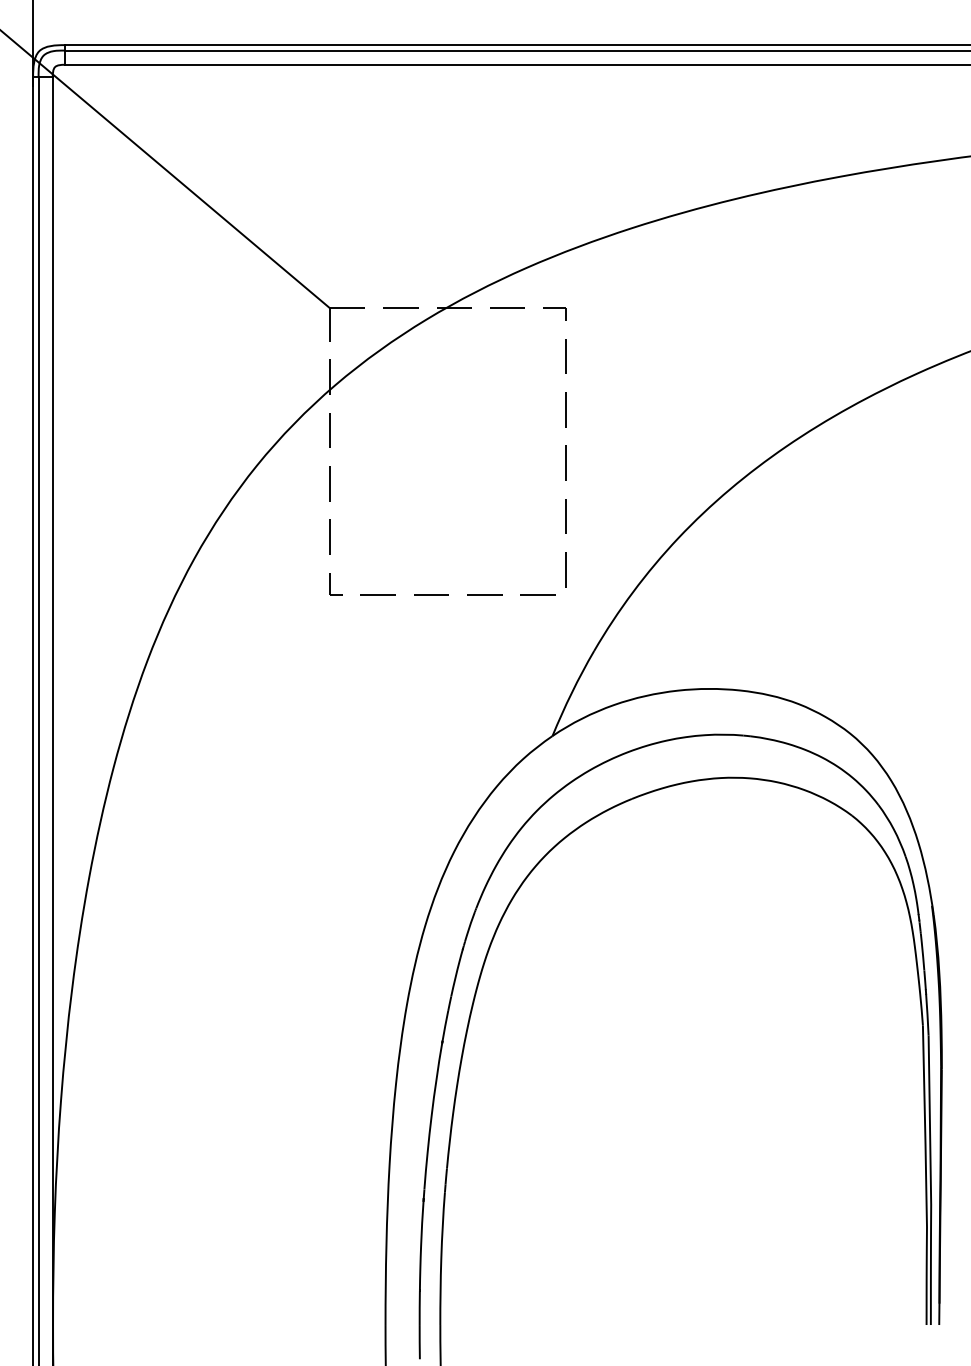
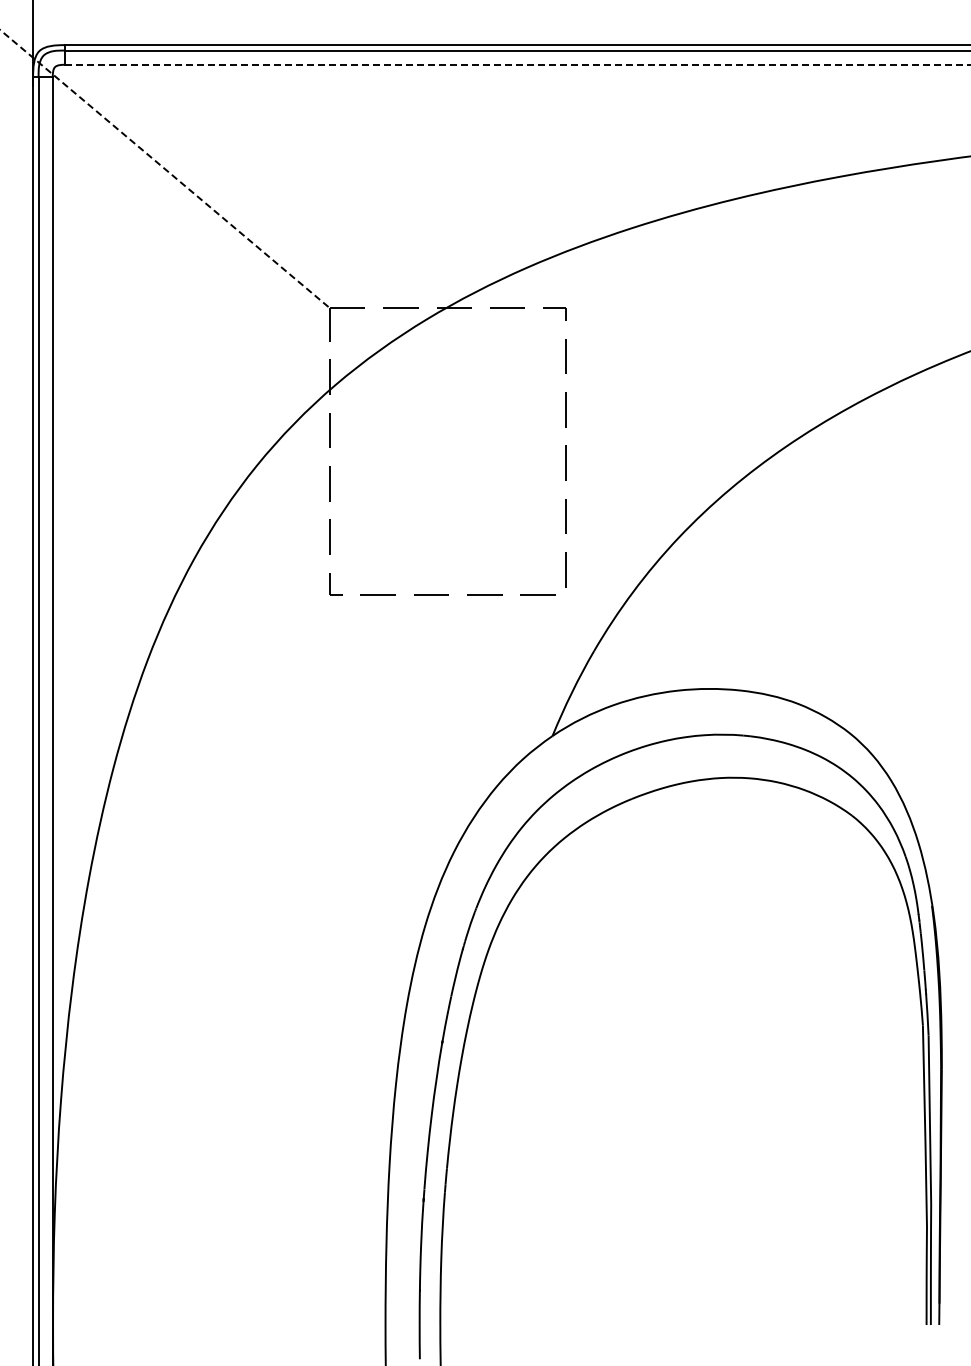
line: solid -> dashed (517, 64)
line: solid -> dashed (165, 169)
